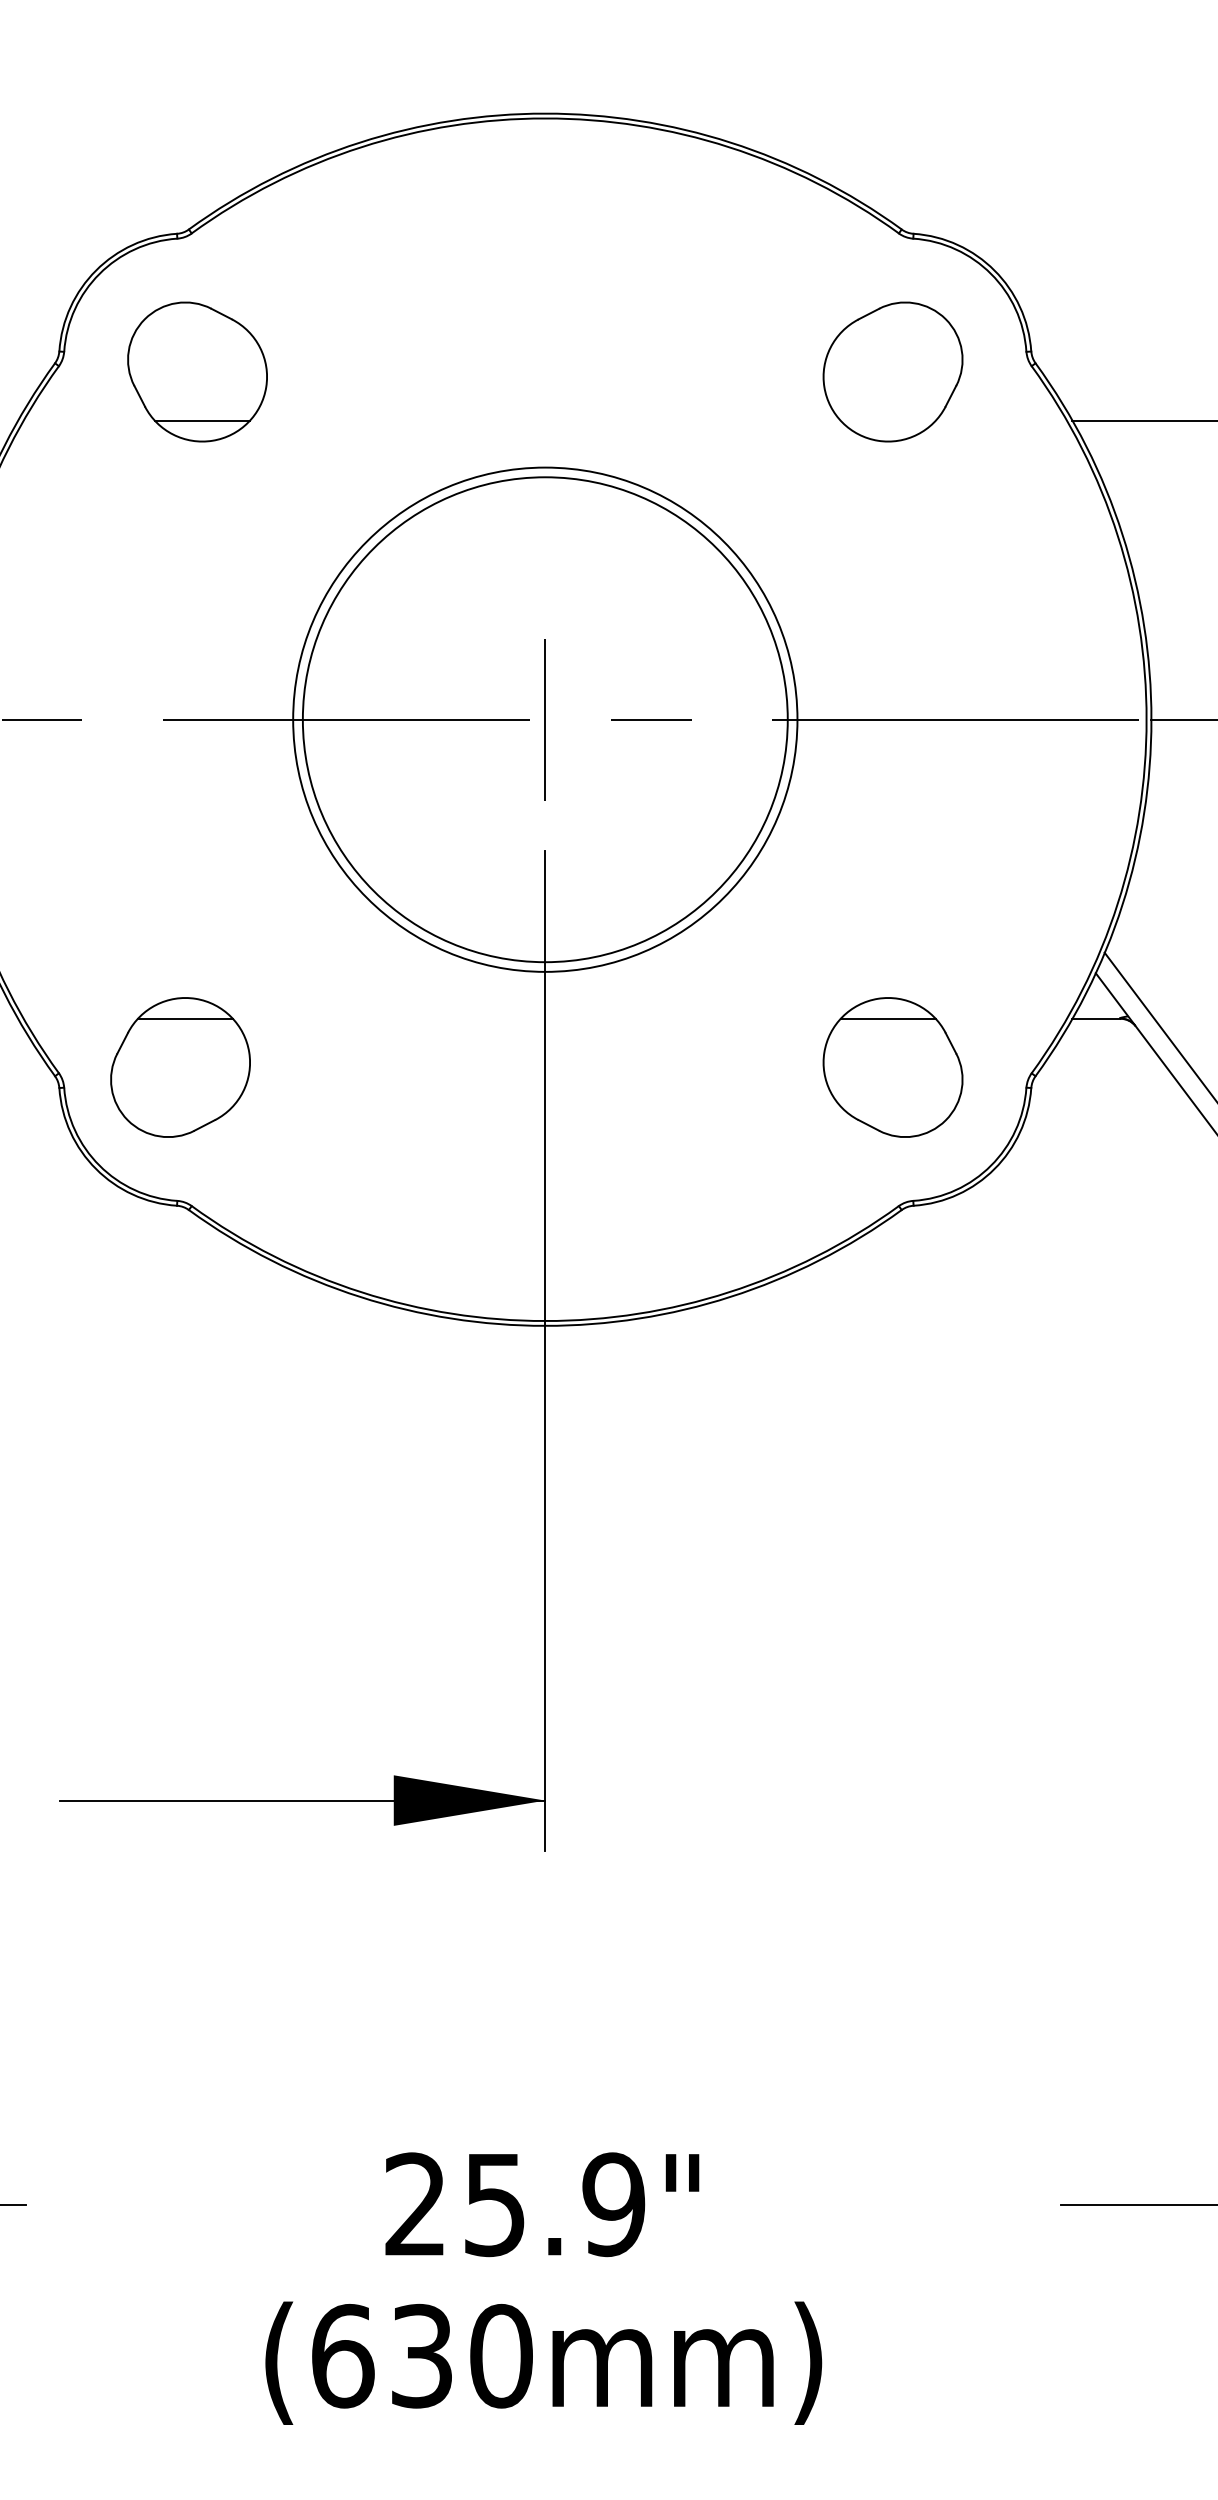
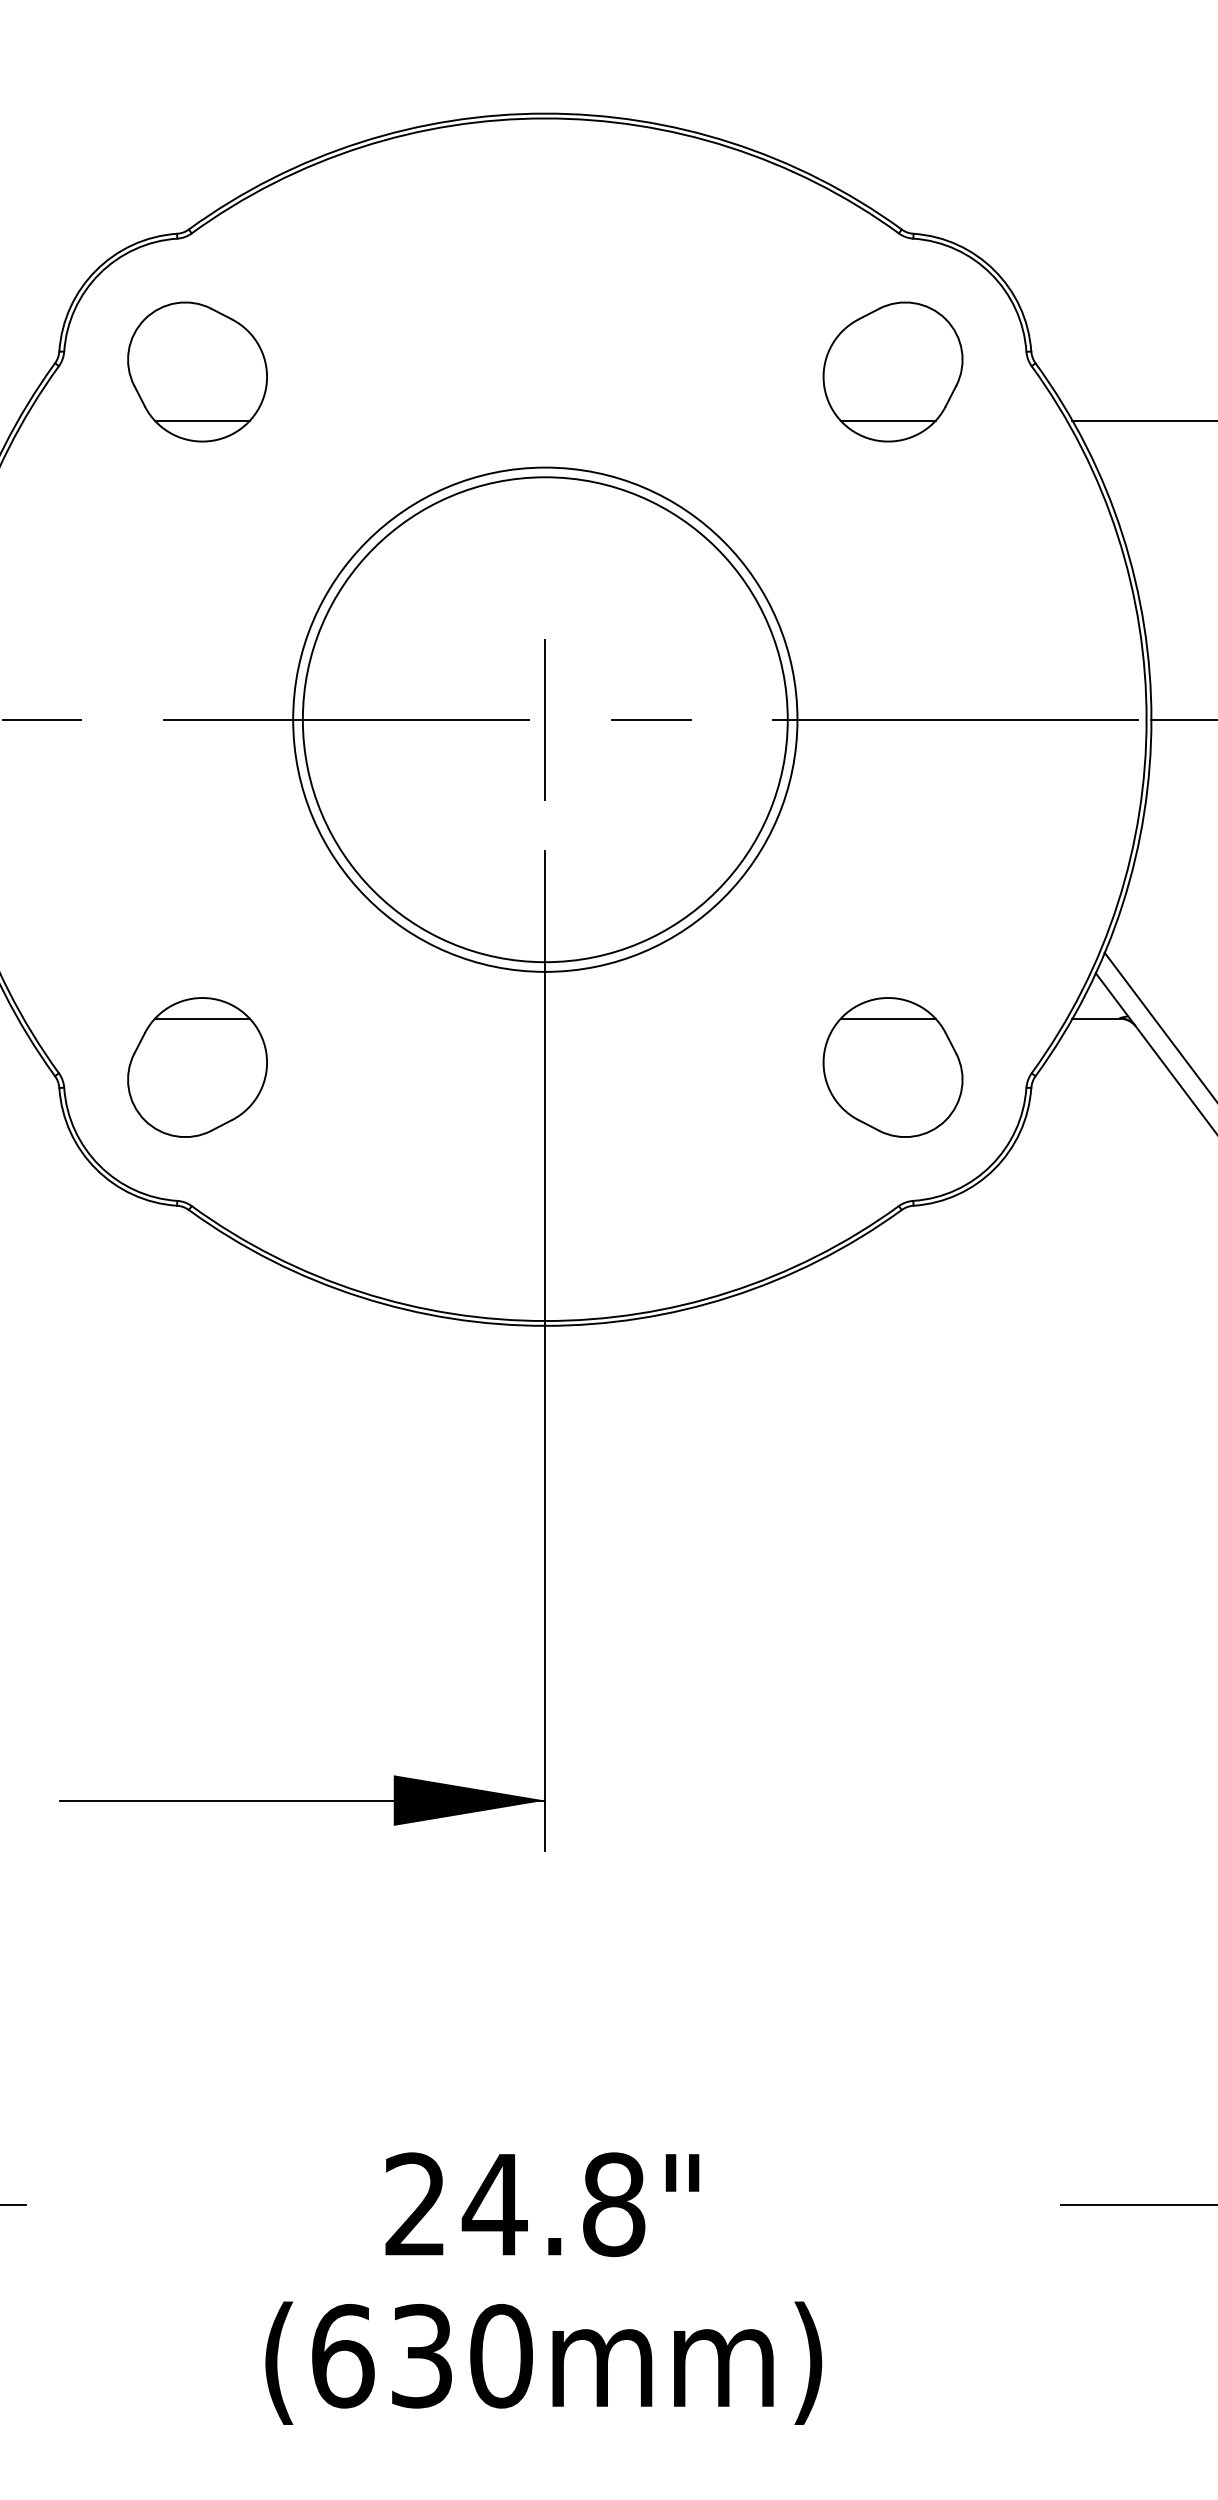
line: none -> present (887, 420)
part position: (180, 1067) -> (197, 1067) (197, 1067)
text: 25.9" -> 24.8" (553, 2204)
